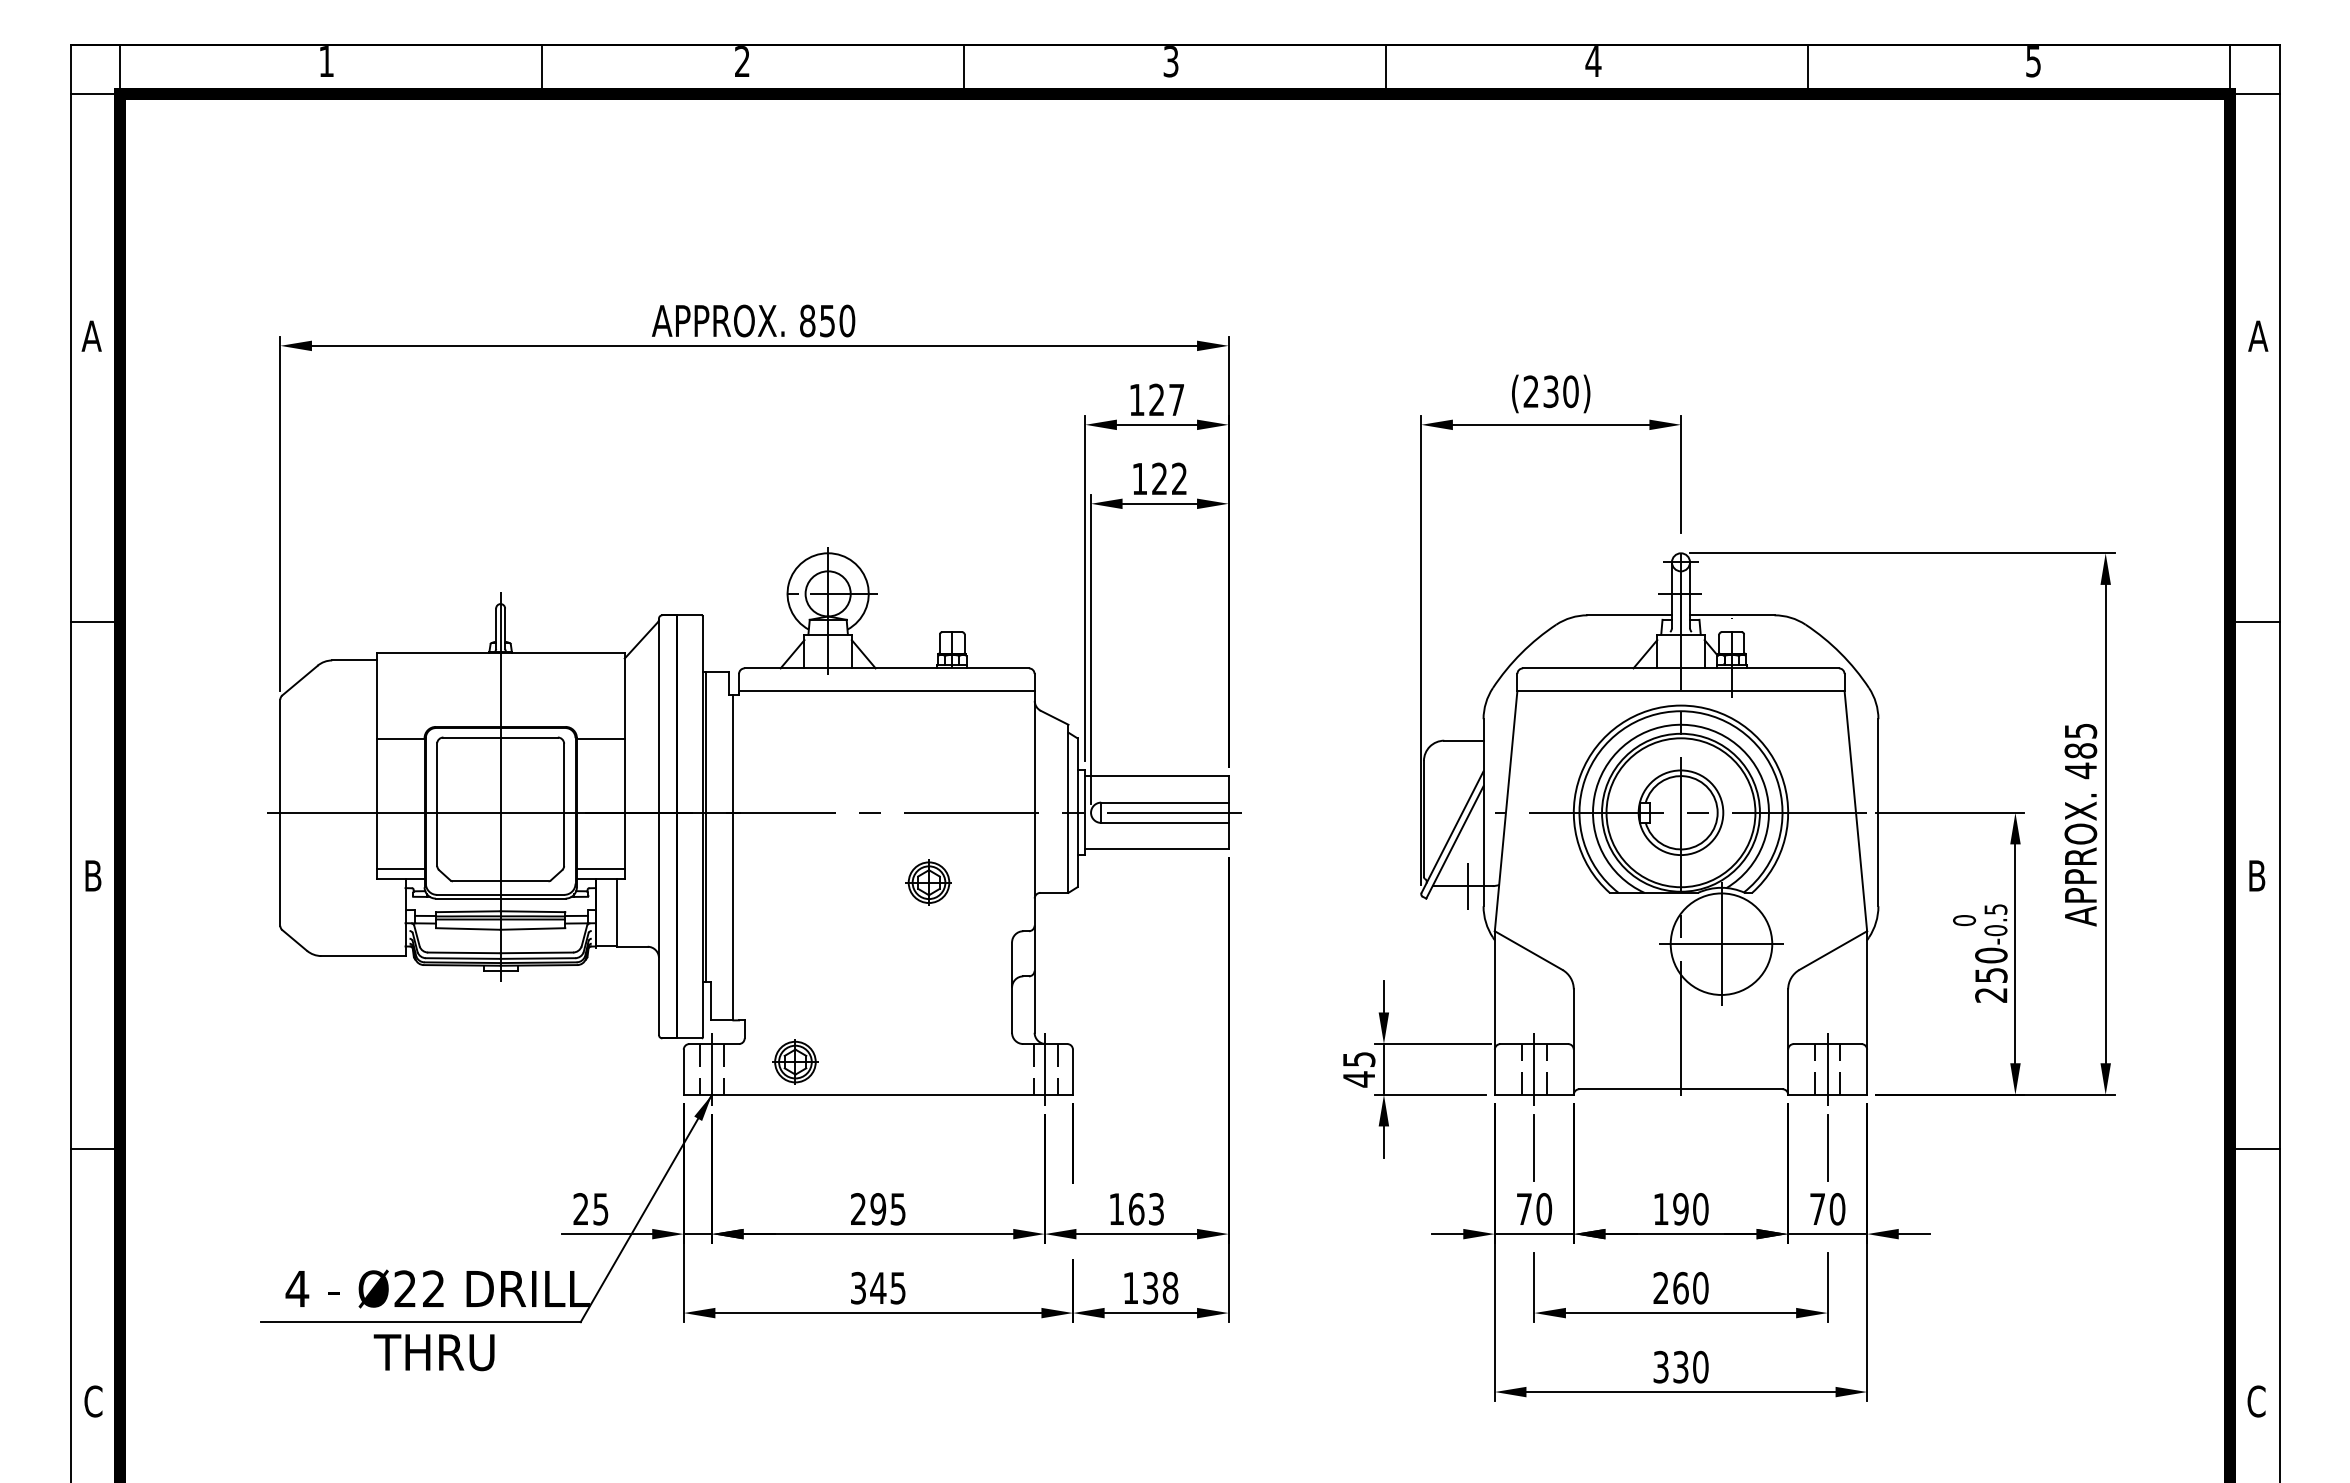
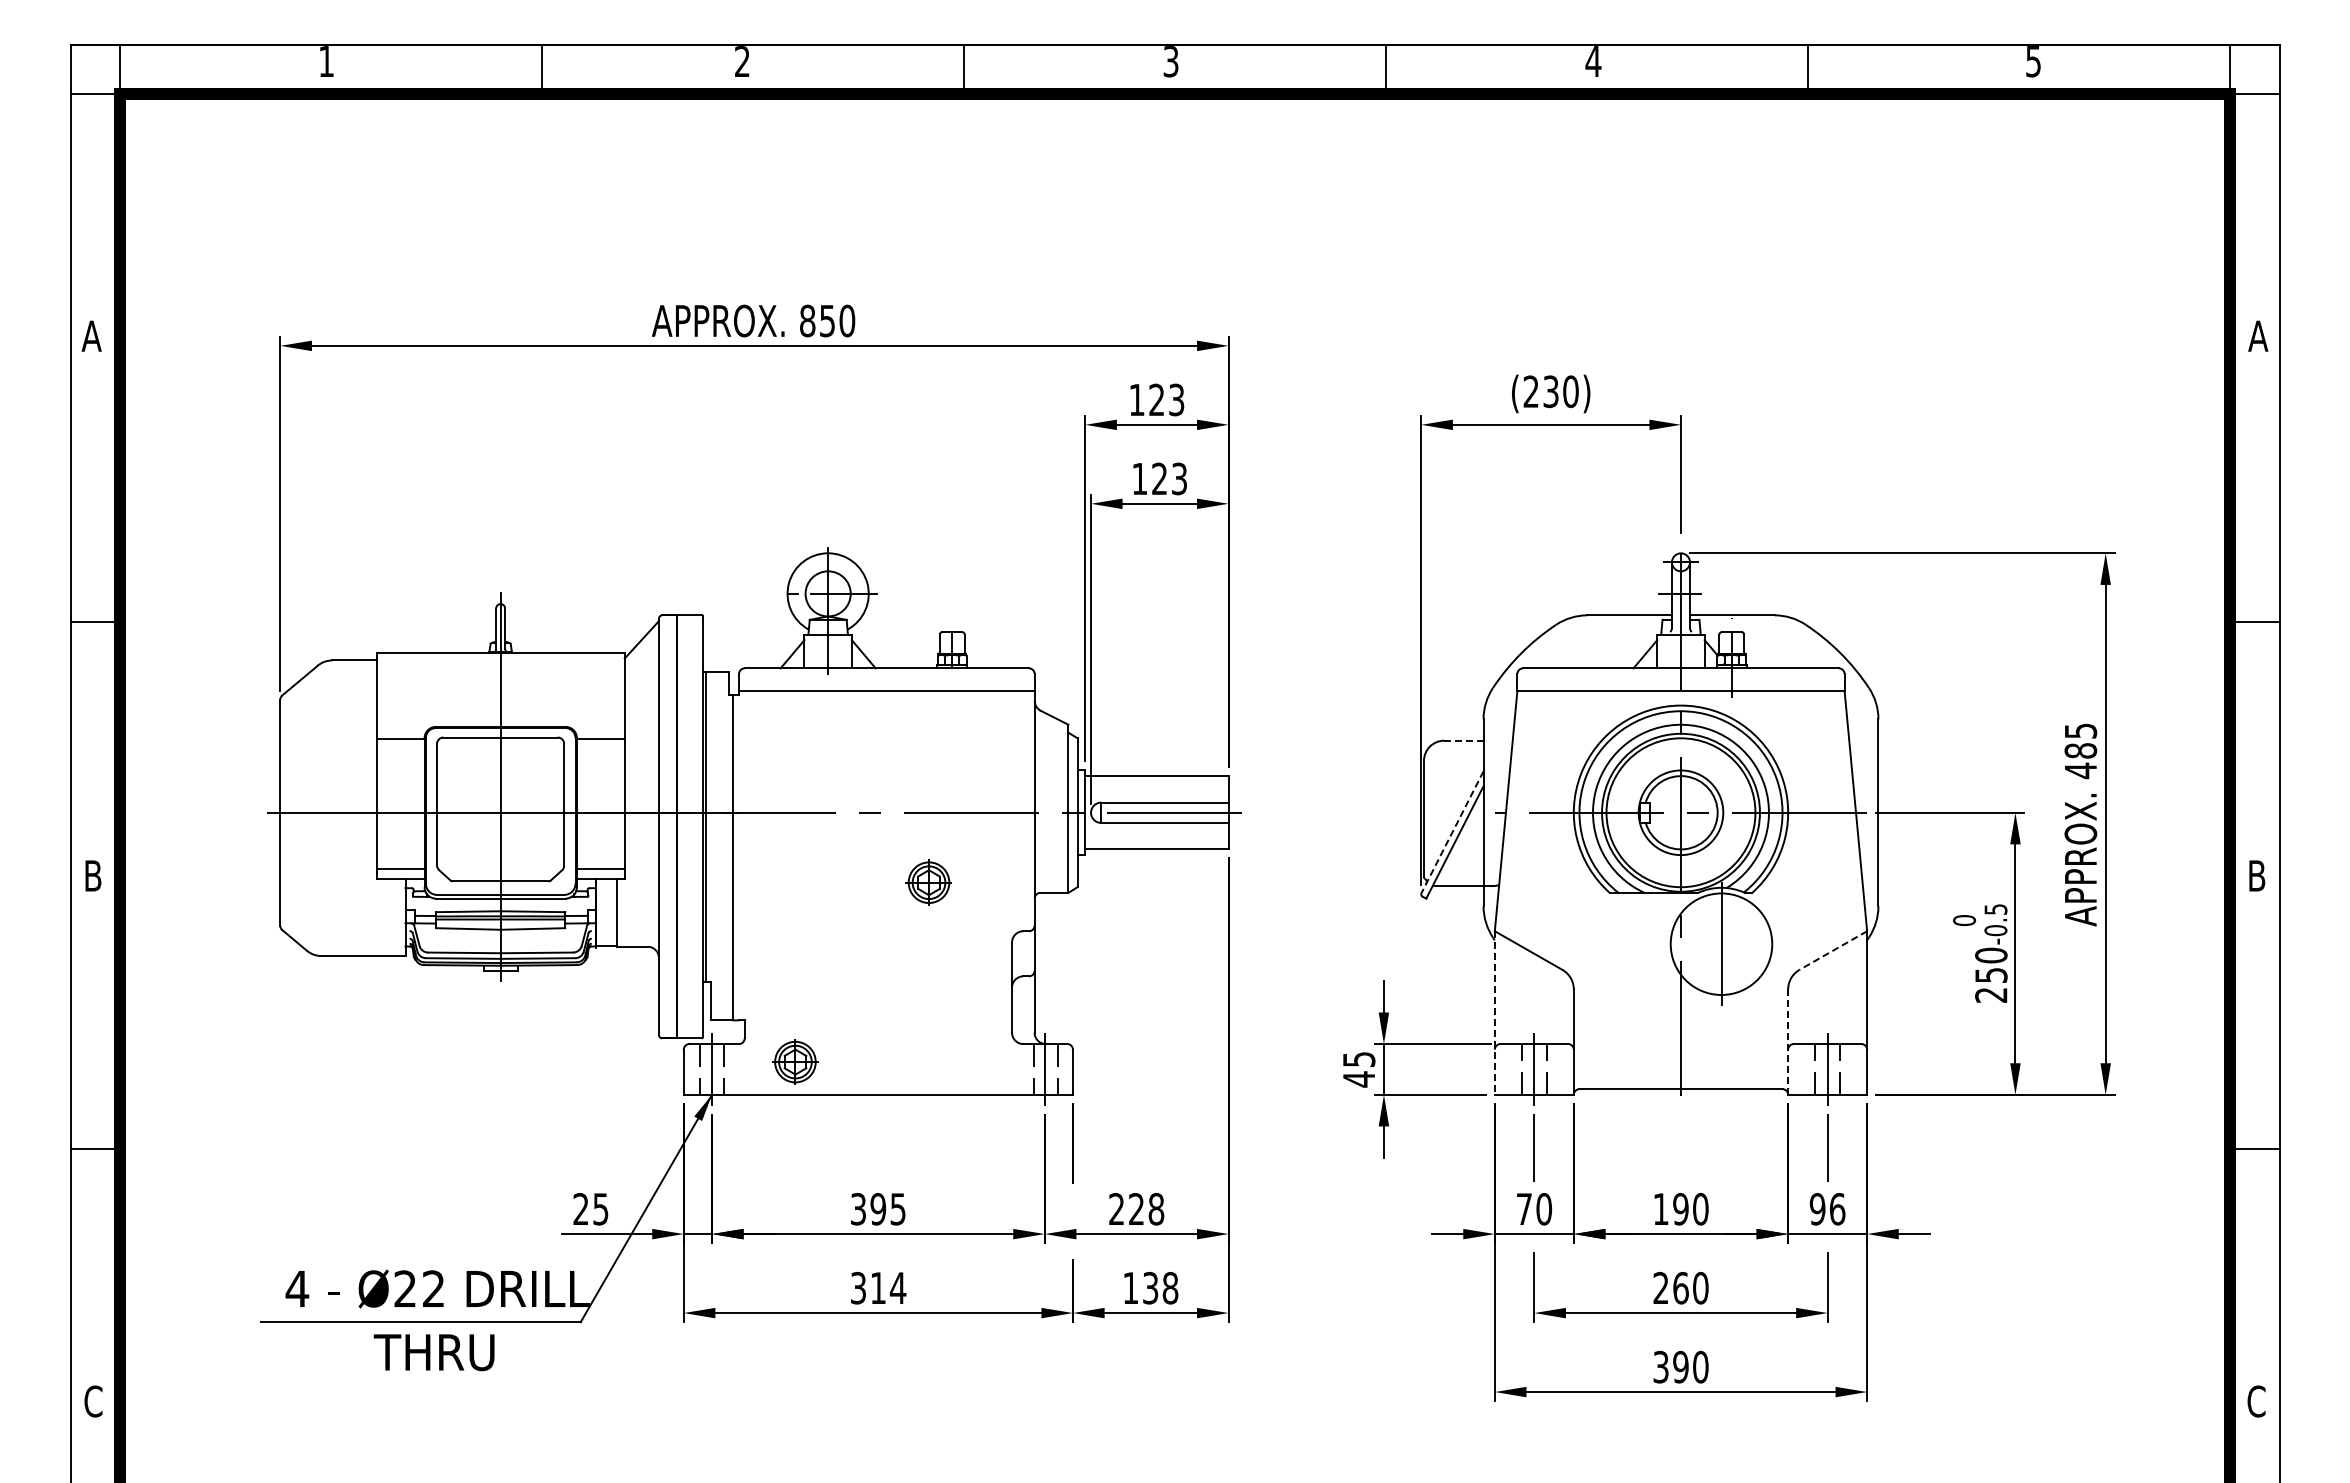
text: 127 -> 123 (1176, 399)
text: 122 -> 123 (1179, 478)
line: solid -> dashed (1463, 740)
line: solid -> dashed (1452, 832)
line: present -> none (1467, 885)
line: present -> none (1721, 944)
line: solid -> dashed (1833, 950)
line: solid -> dashed (1494, 1013)
line: solid -> dashed (1788, 1042)
text: 295 -> 395 (858, 1209)
text: 163 -> 228 (1136, 1209)
text: 70 -> 96 (1827, 1209)
text: 345 -> 314 (888, 1288)
text: 330 -> 390 (1680, 1367)
